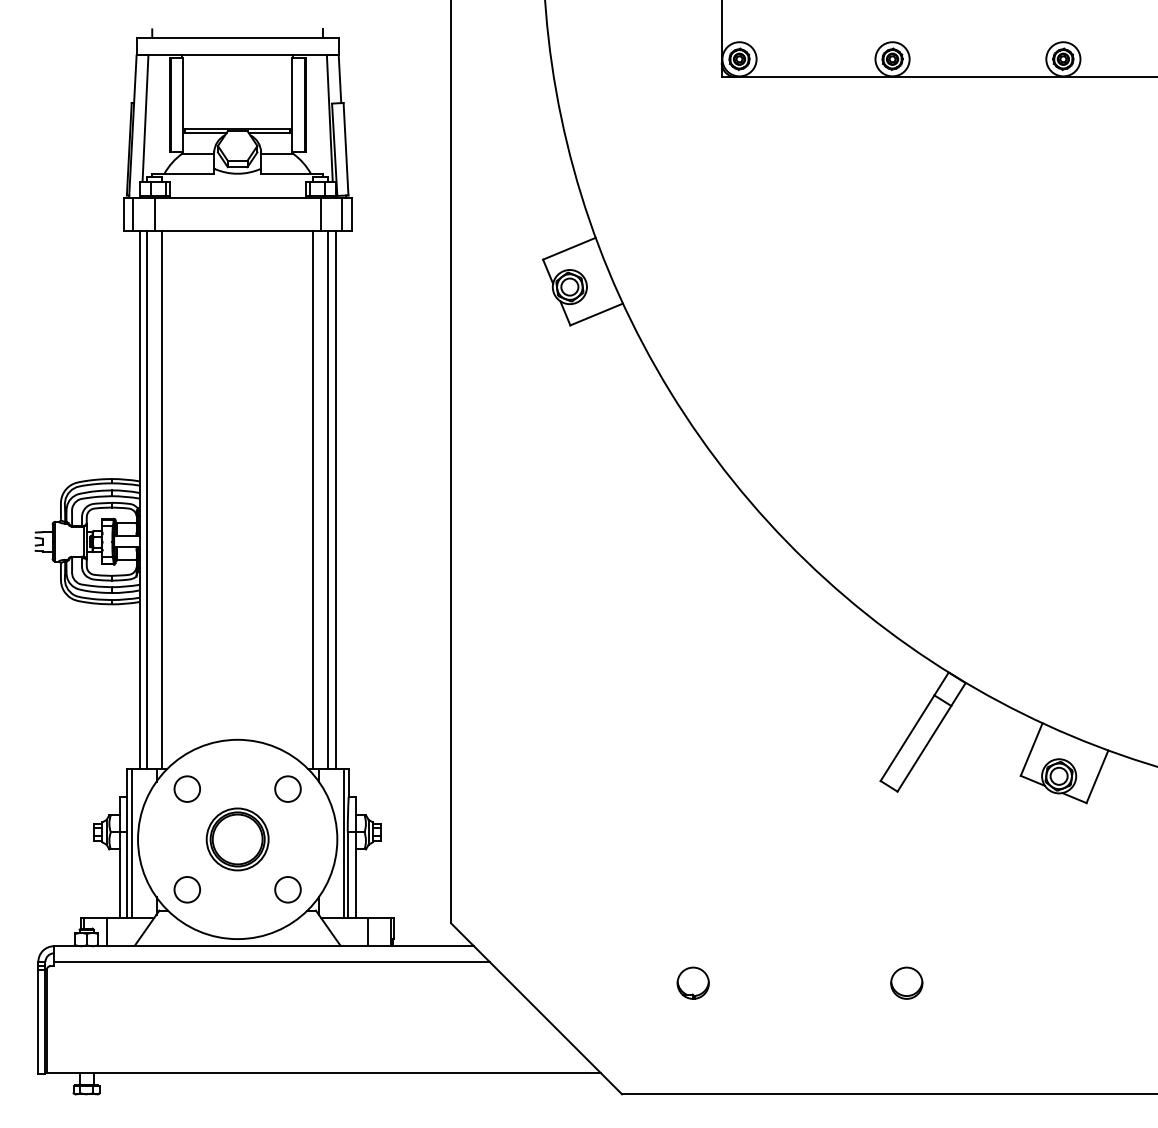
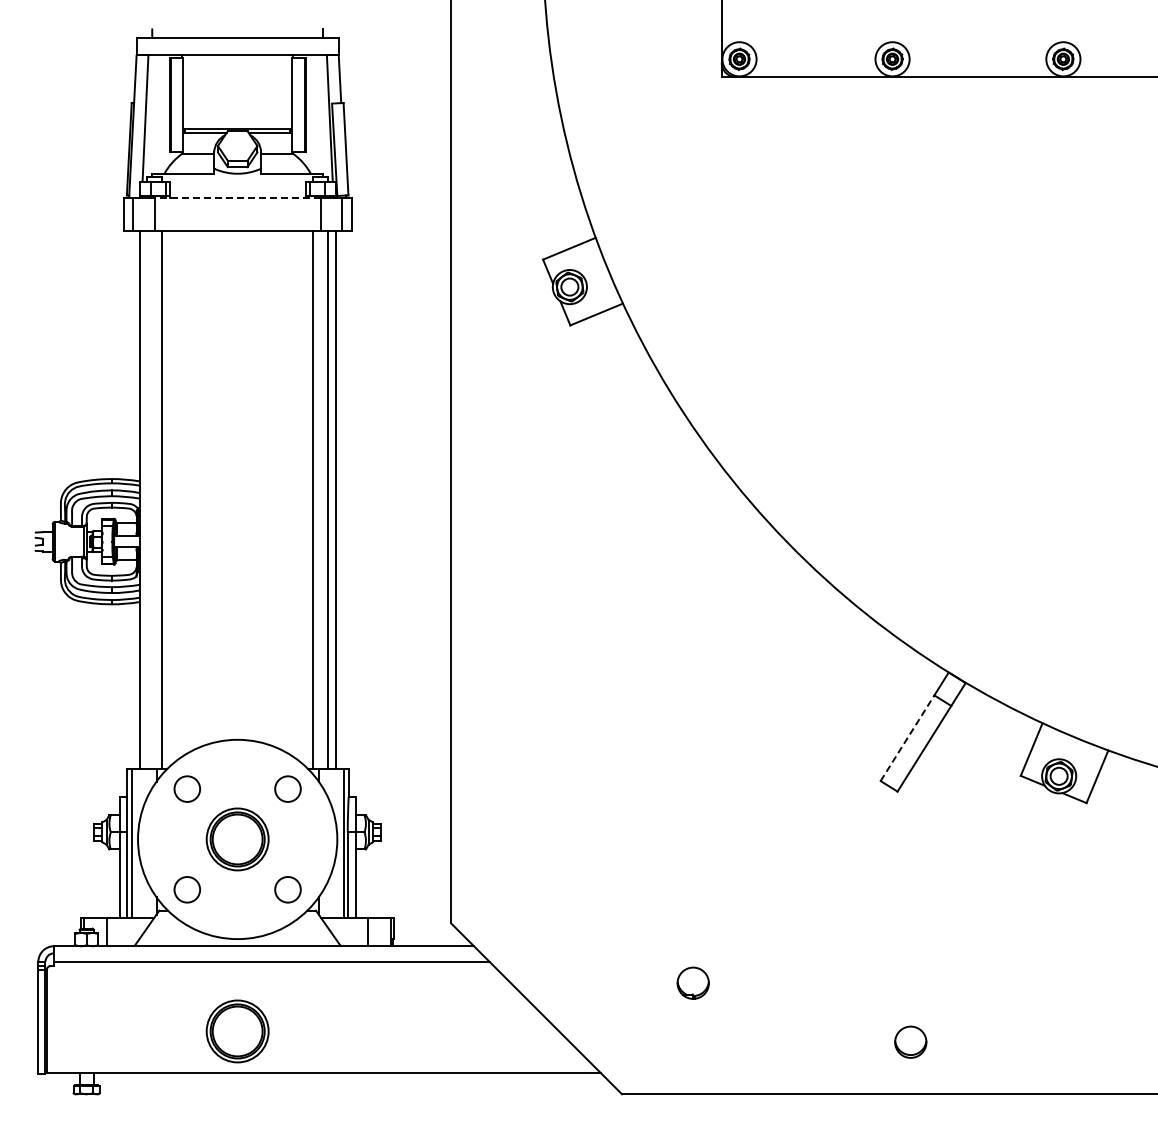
line: solid -> dashed (237, 197)
line: present -> none (146, 499)
line: solid -> dashed (907, 738)
part position: (906, 982) -> (910, 1041) (910, 1041)
part: none -> present (237, 1031)
